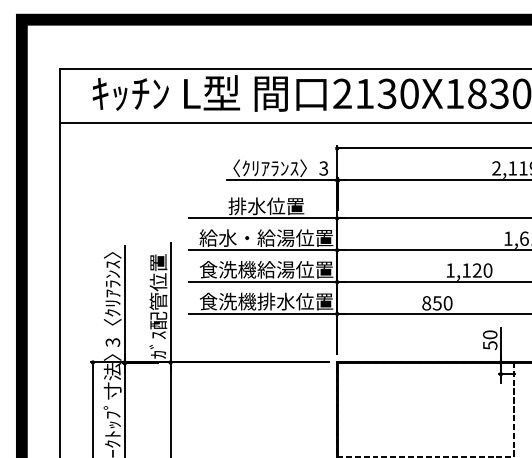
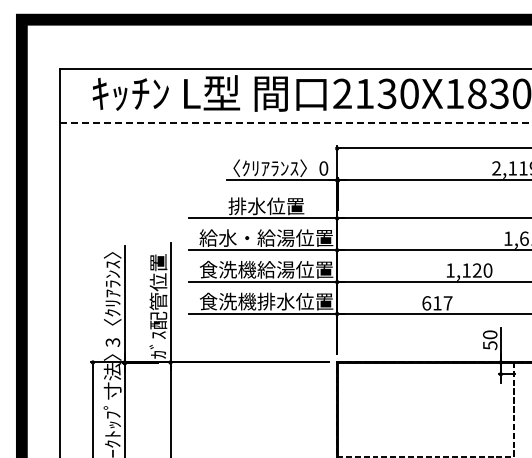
line: solid -> dashed (296, 122)
text: 3 -> 0 (323, 168)
text: 850 -> 617 (437, 303)
